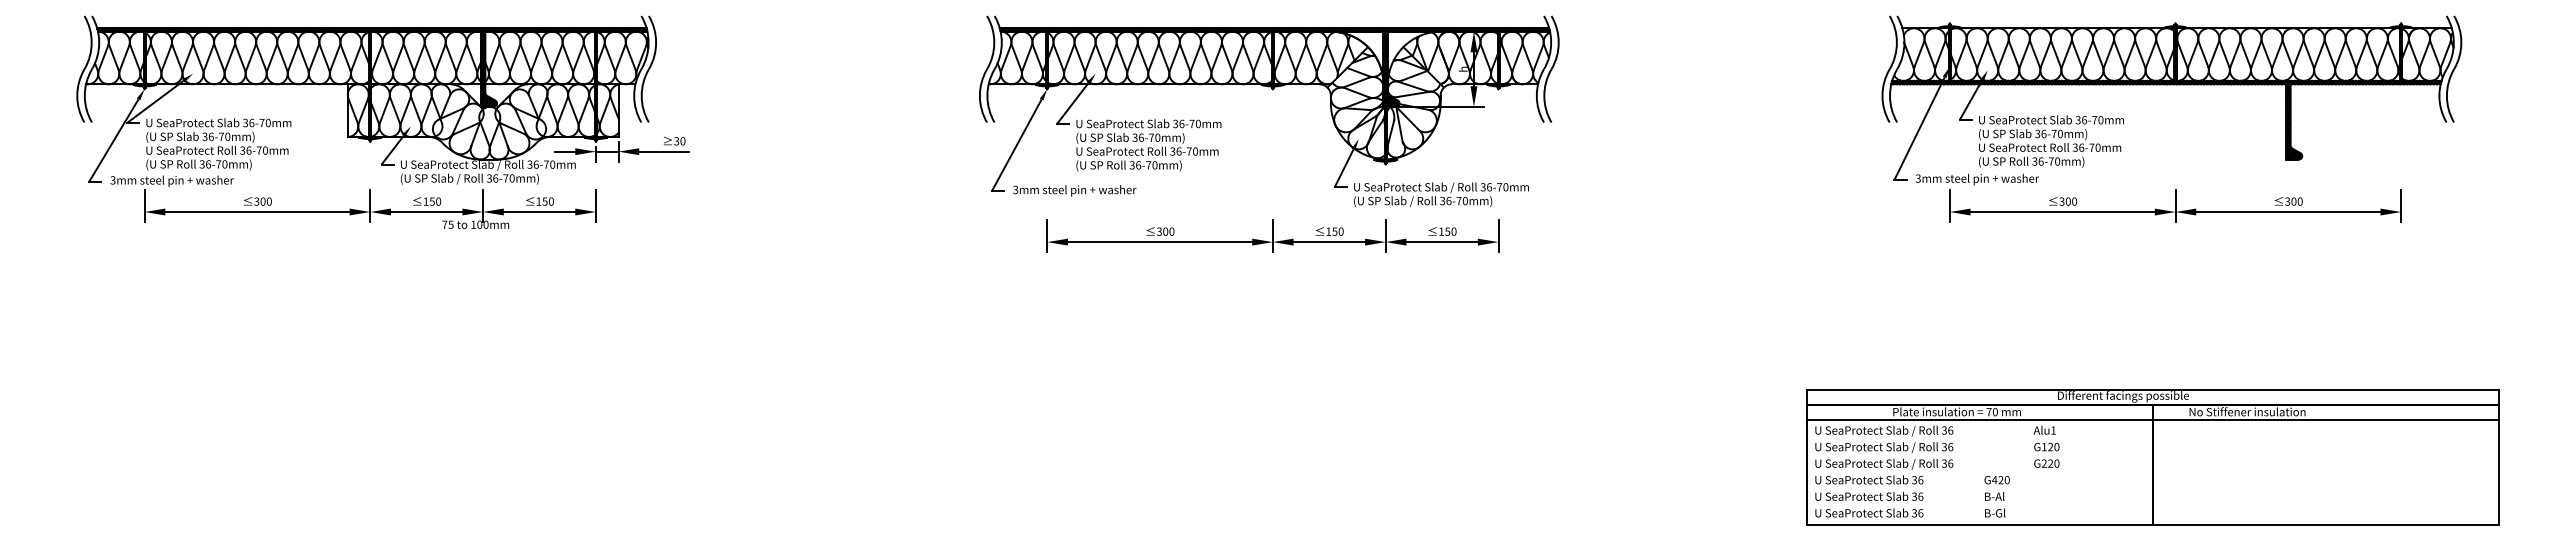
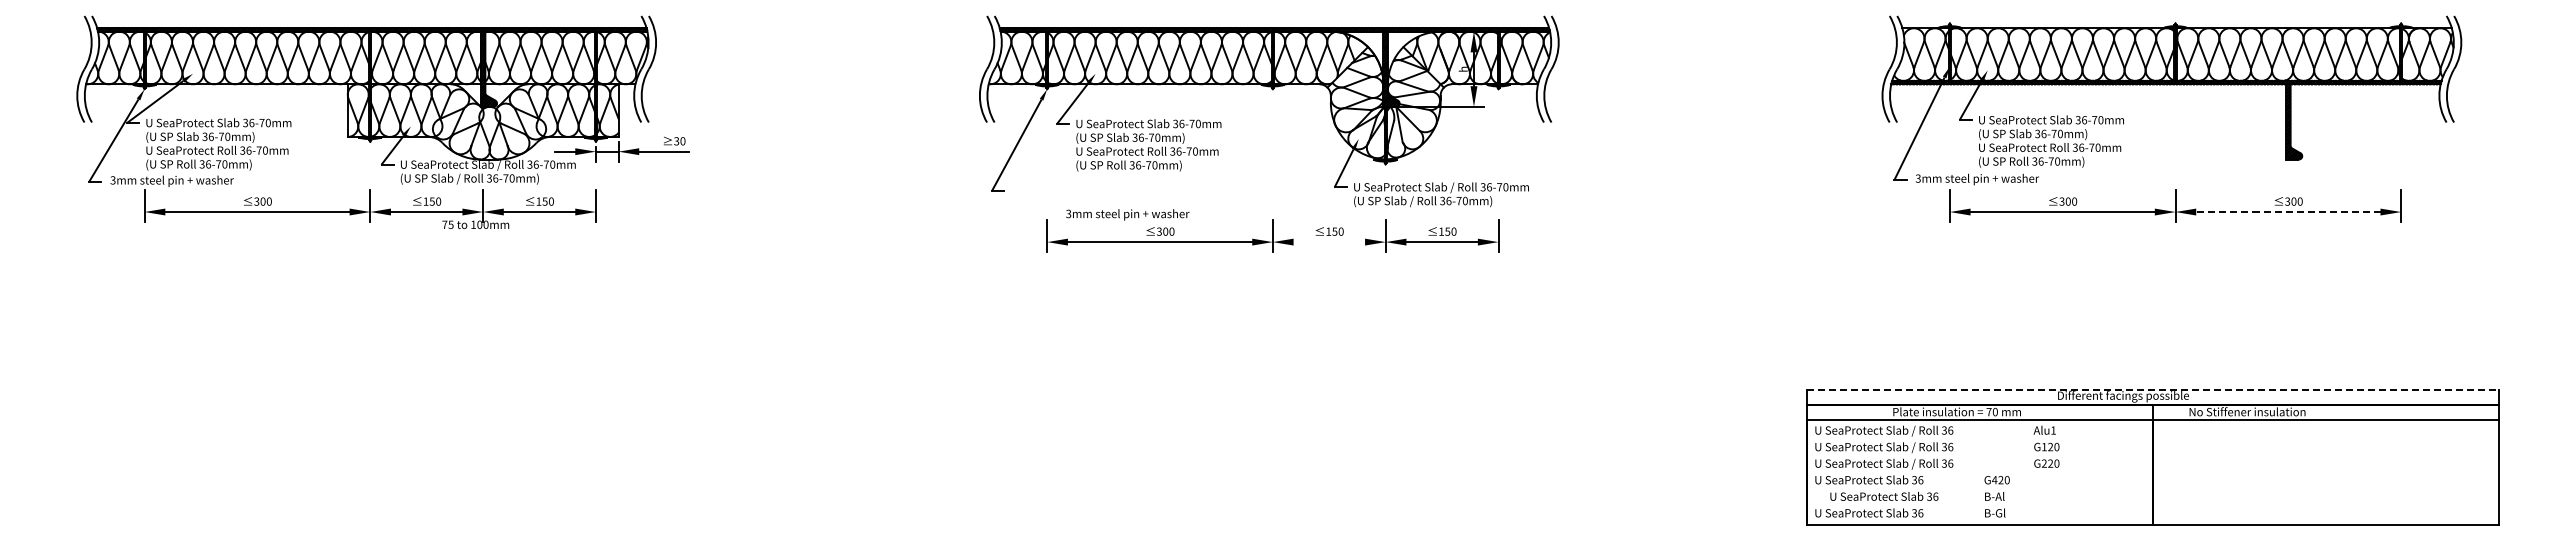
text position: (1074, 190) -> (1127, 214) (1127, 214)
line: solid -> dashed (2287, 212)
line: present -> none (1329, 242)
line: solid -> dashed (2152, 389)
text position: (1869, 496) -> (1884, 496) (1884, 496)
